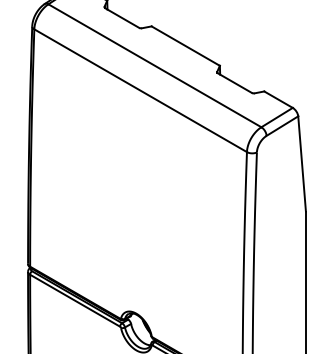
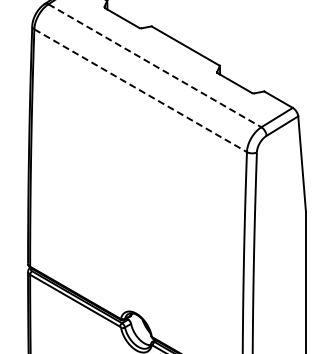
line: solid -> dashed (154, 65)
line: solid -> dashed (140, 90)
